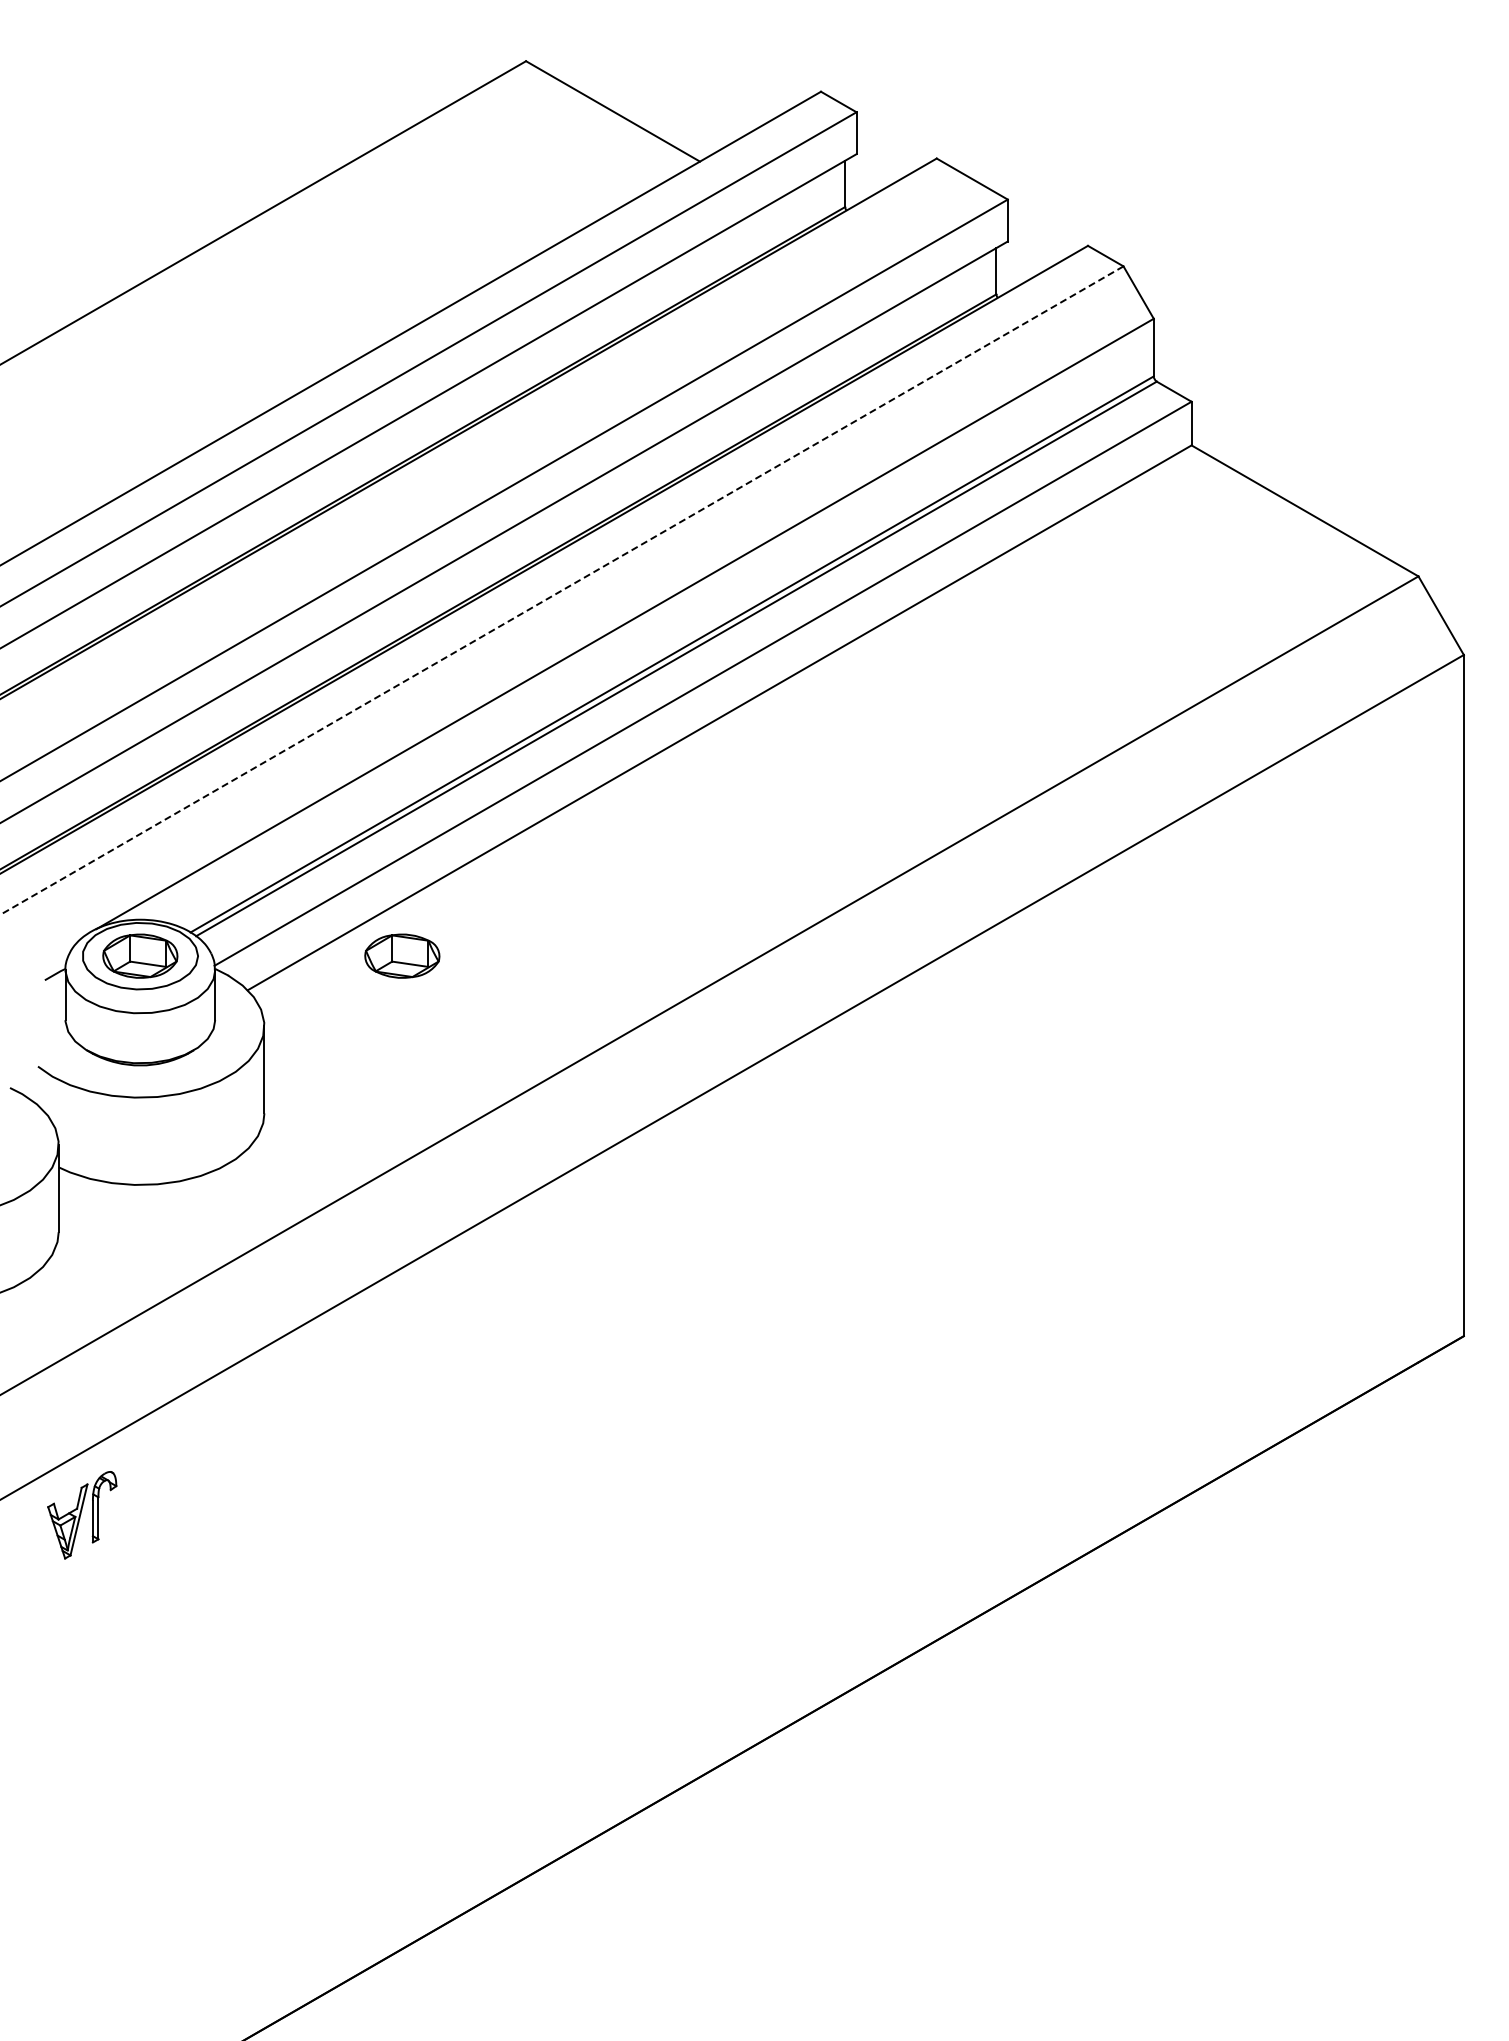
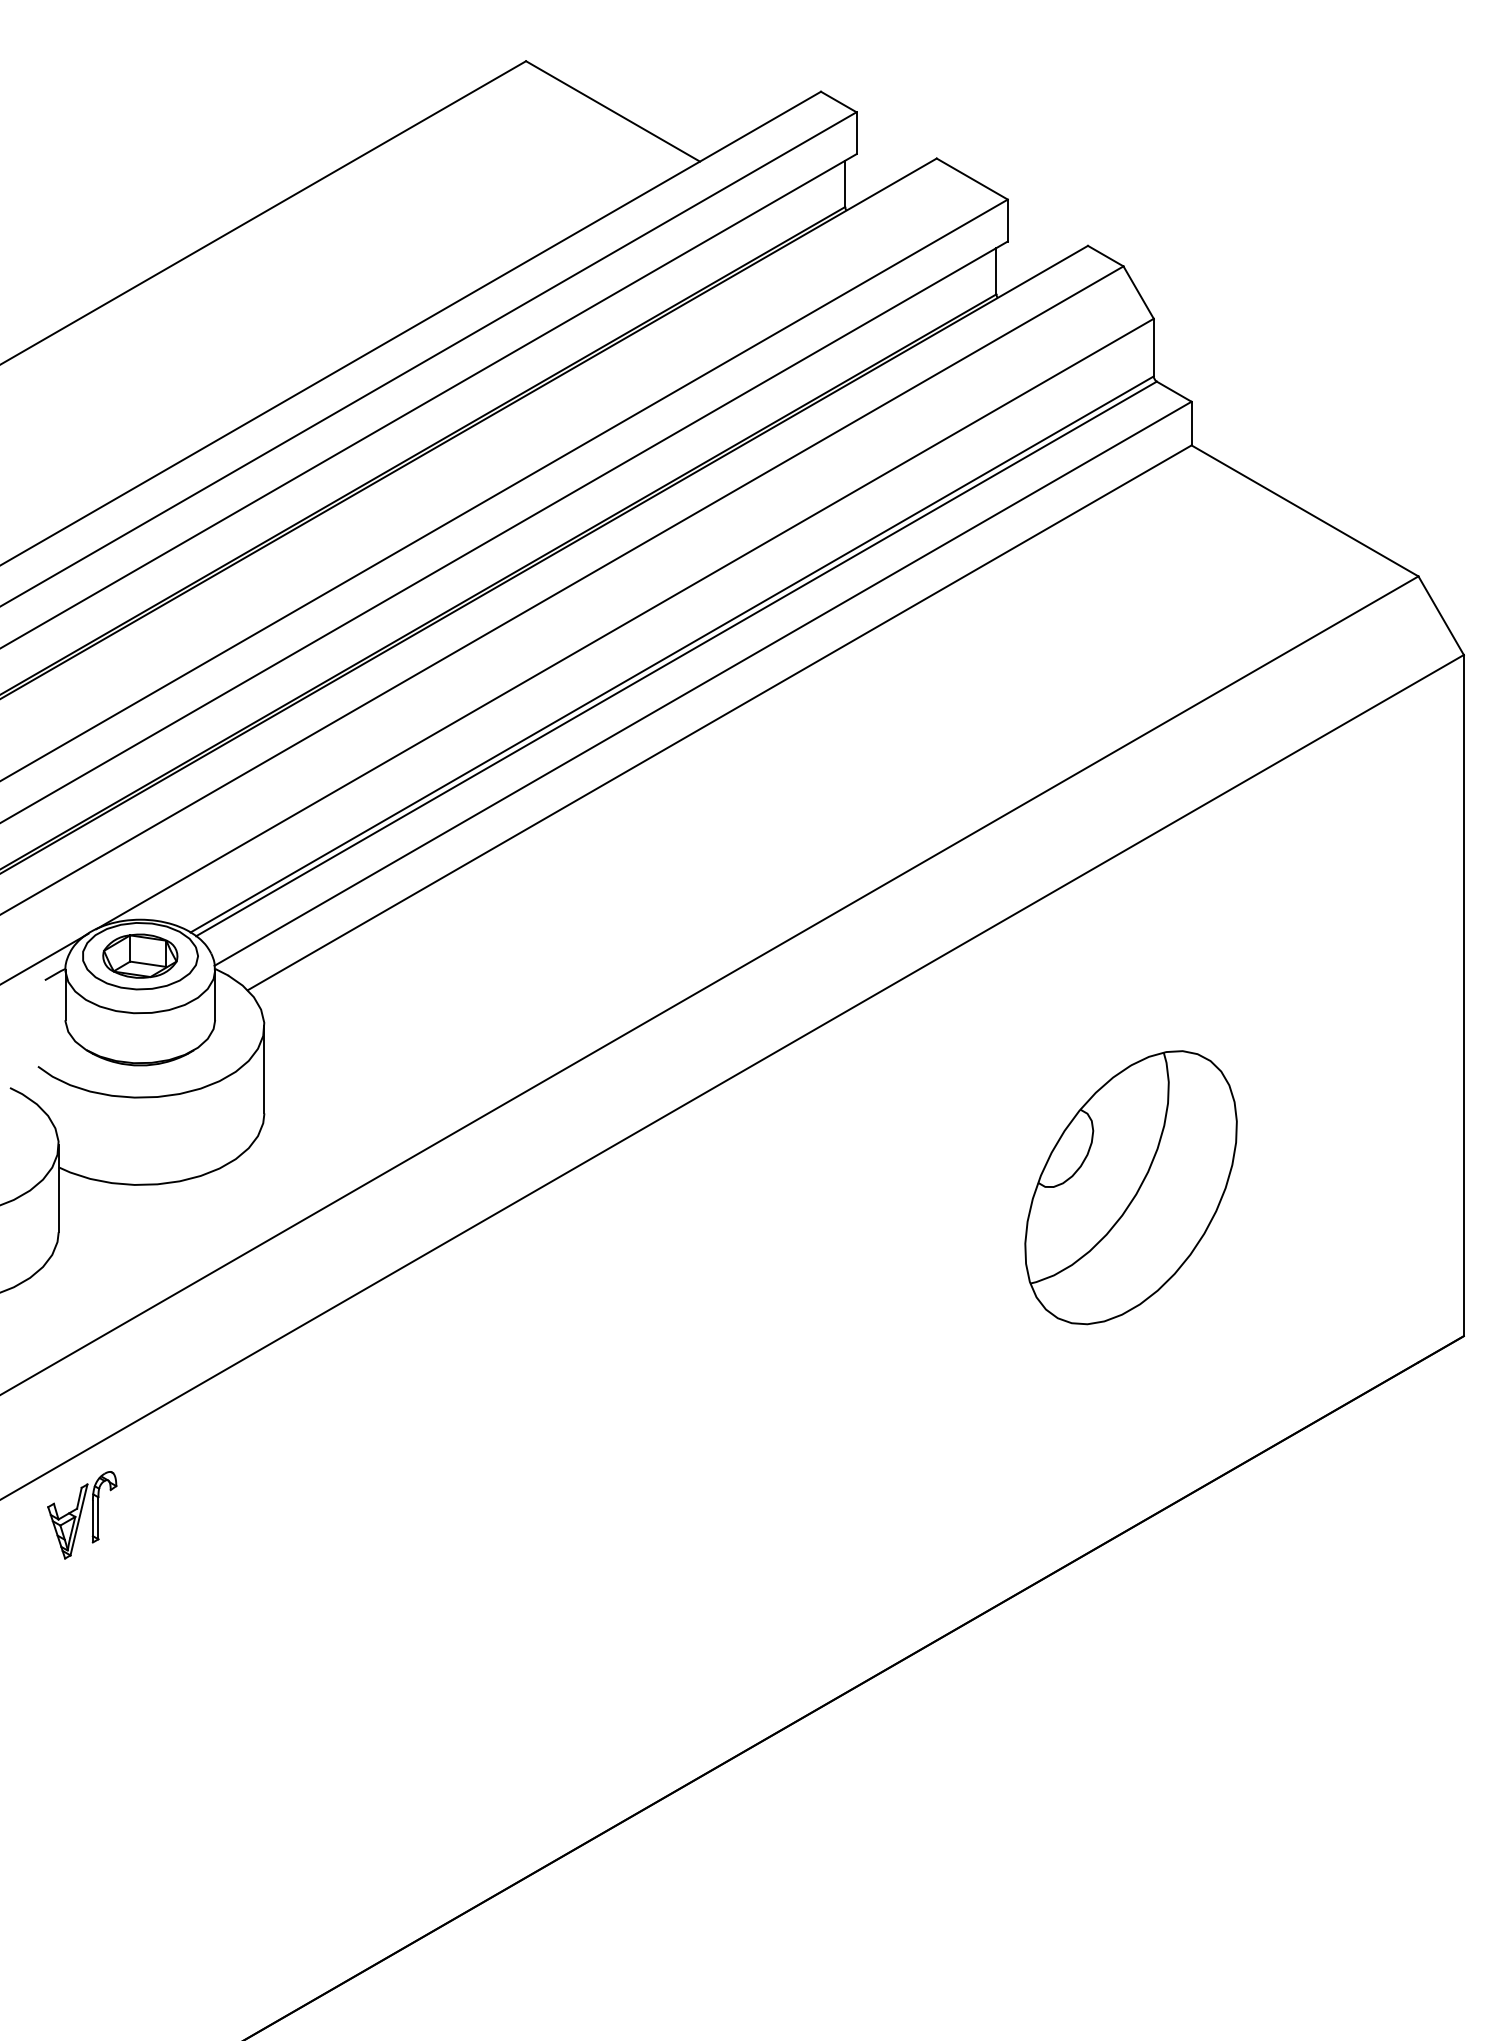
line: dashed -> solid (561, 590)
part: present -> none (402, 955)
line: none -> present (45, 958)
part: none -> present (1130, 1187)
